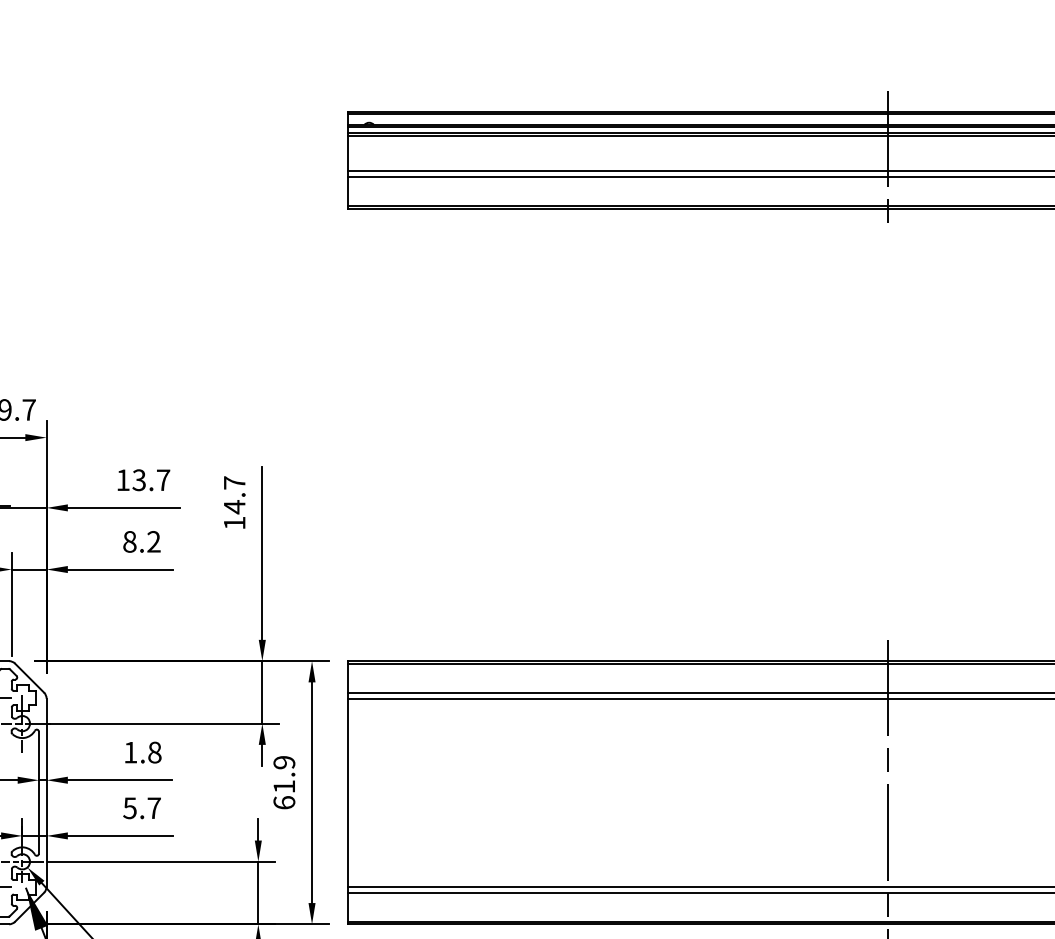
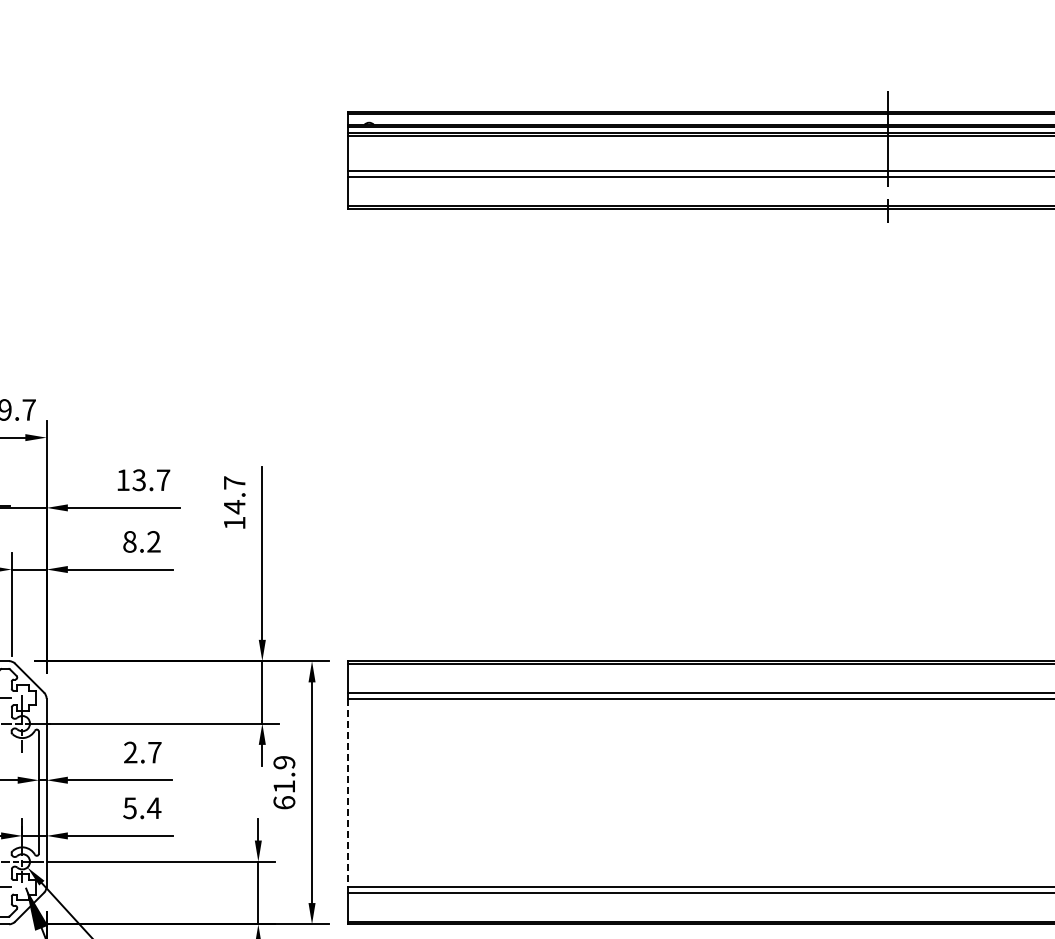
text: 1.8 -> 2.7 (142, 752)
line: present -> none (887, 787)
line: solid -> dashed (347, 793)
text: 5.7 -> 5.4 (154, 807)
